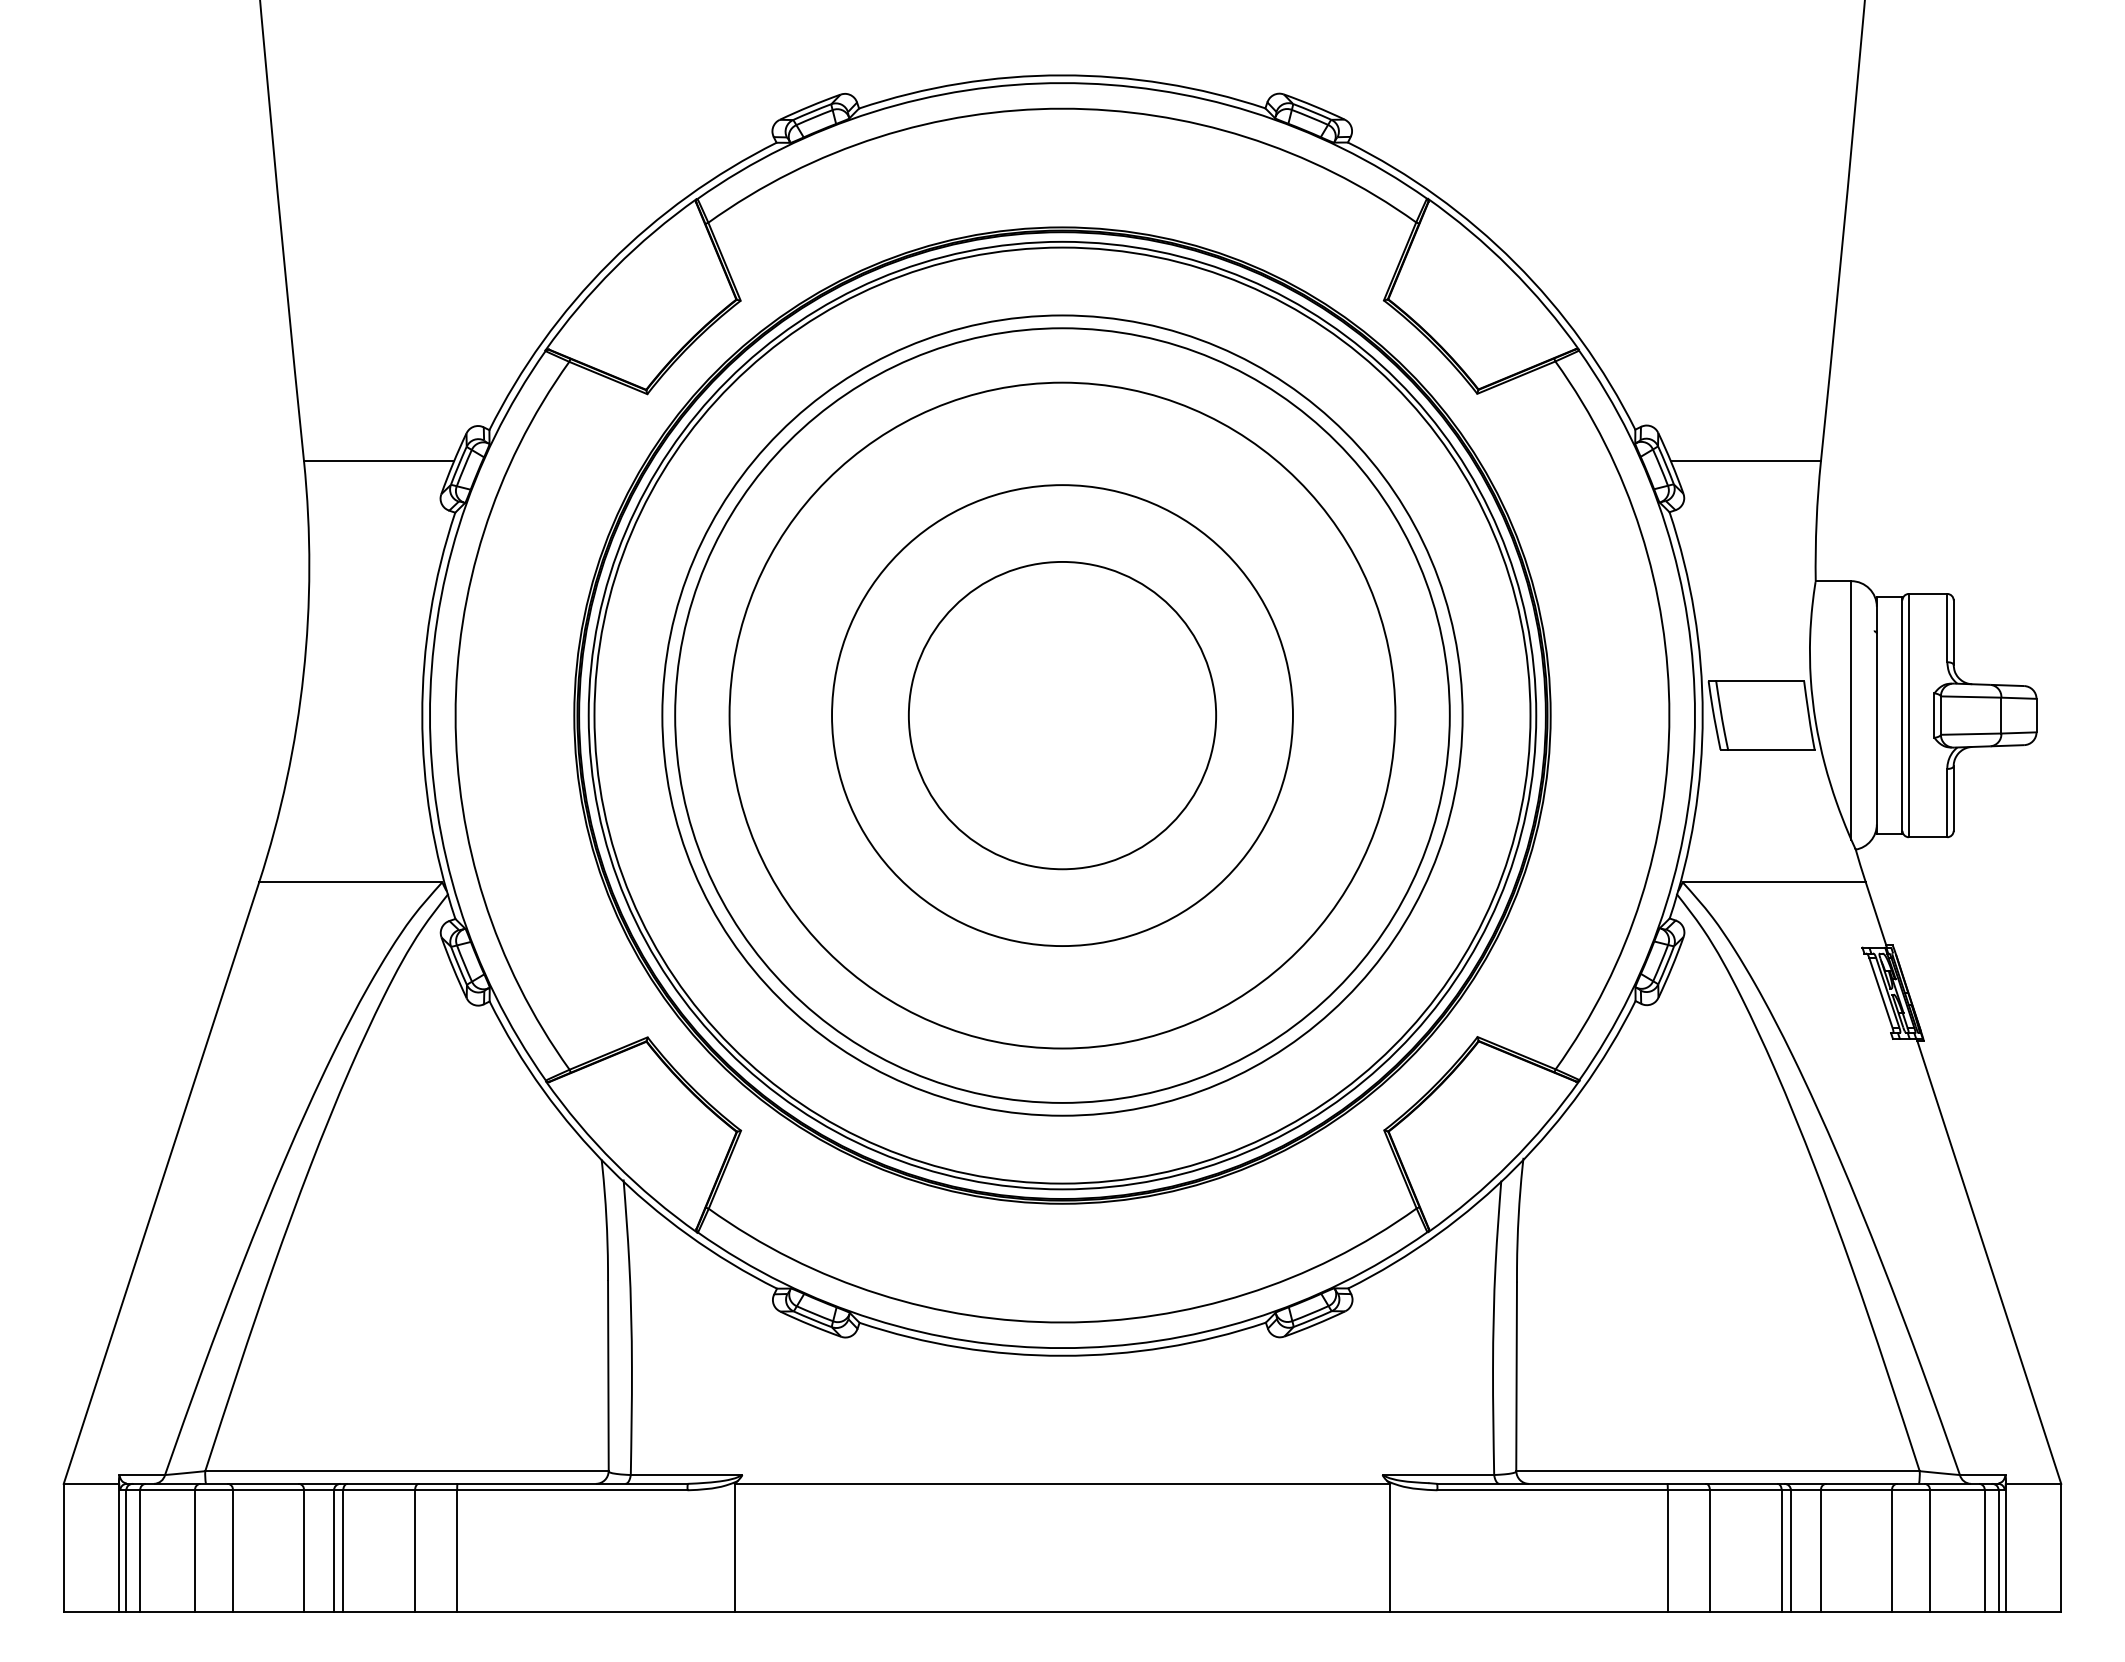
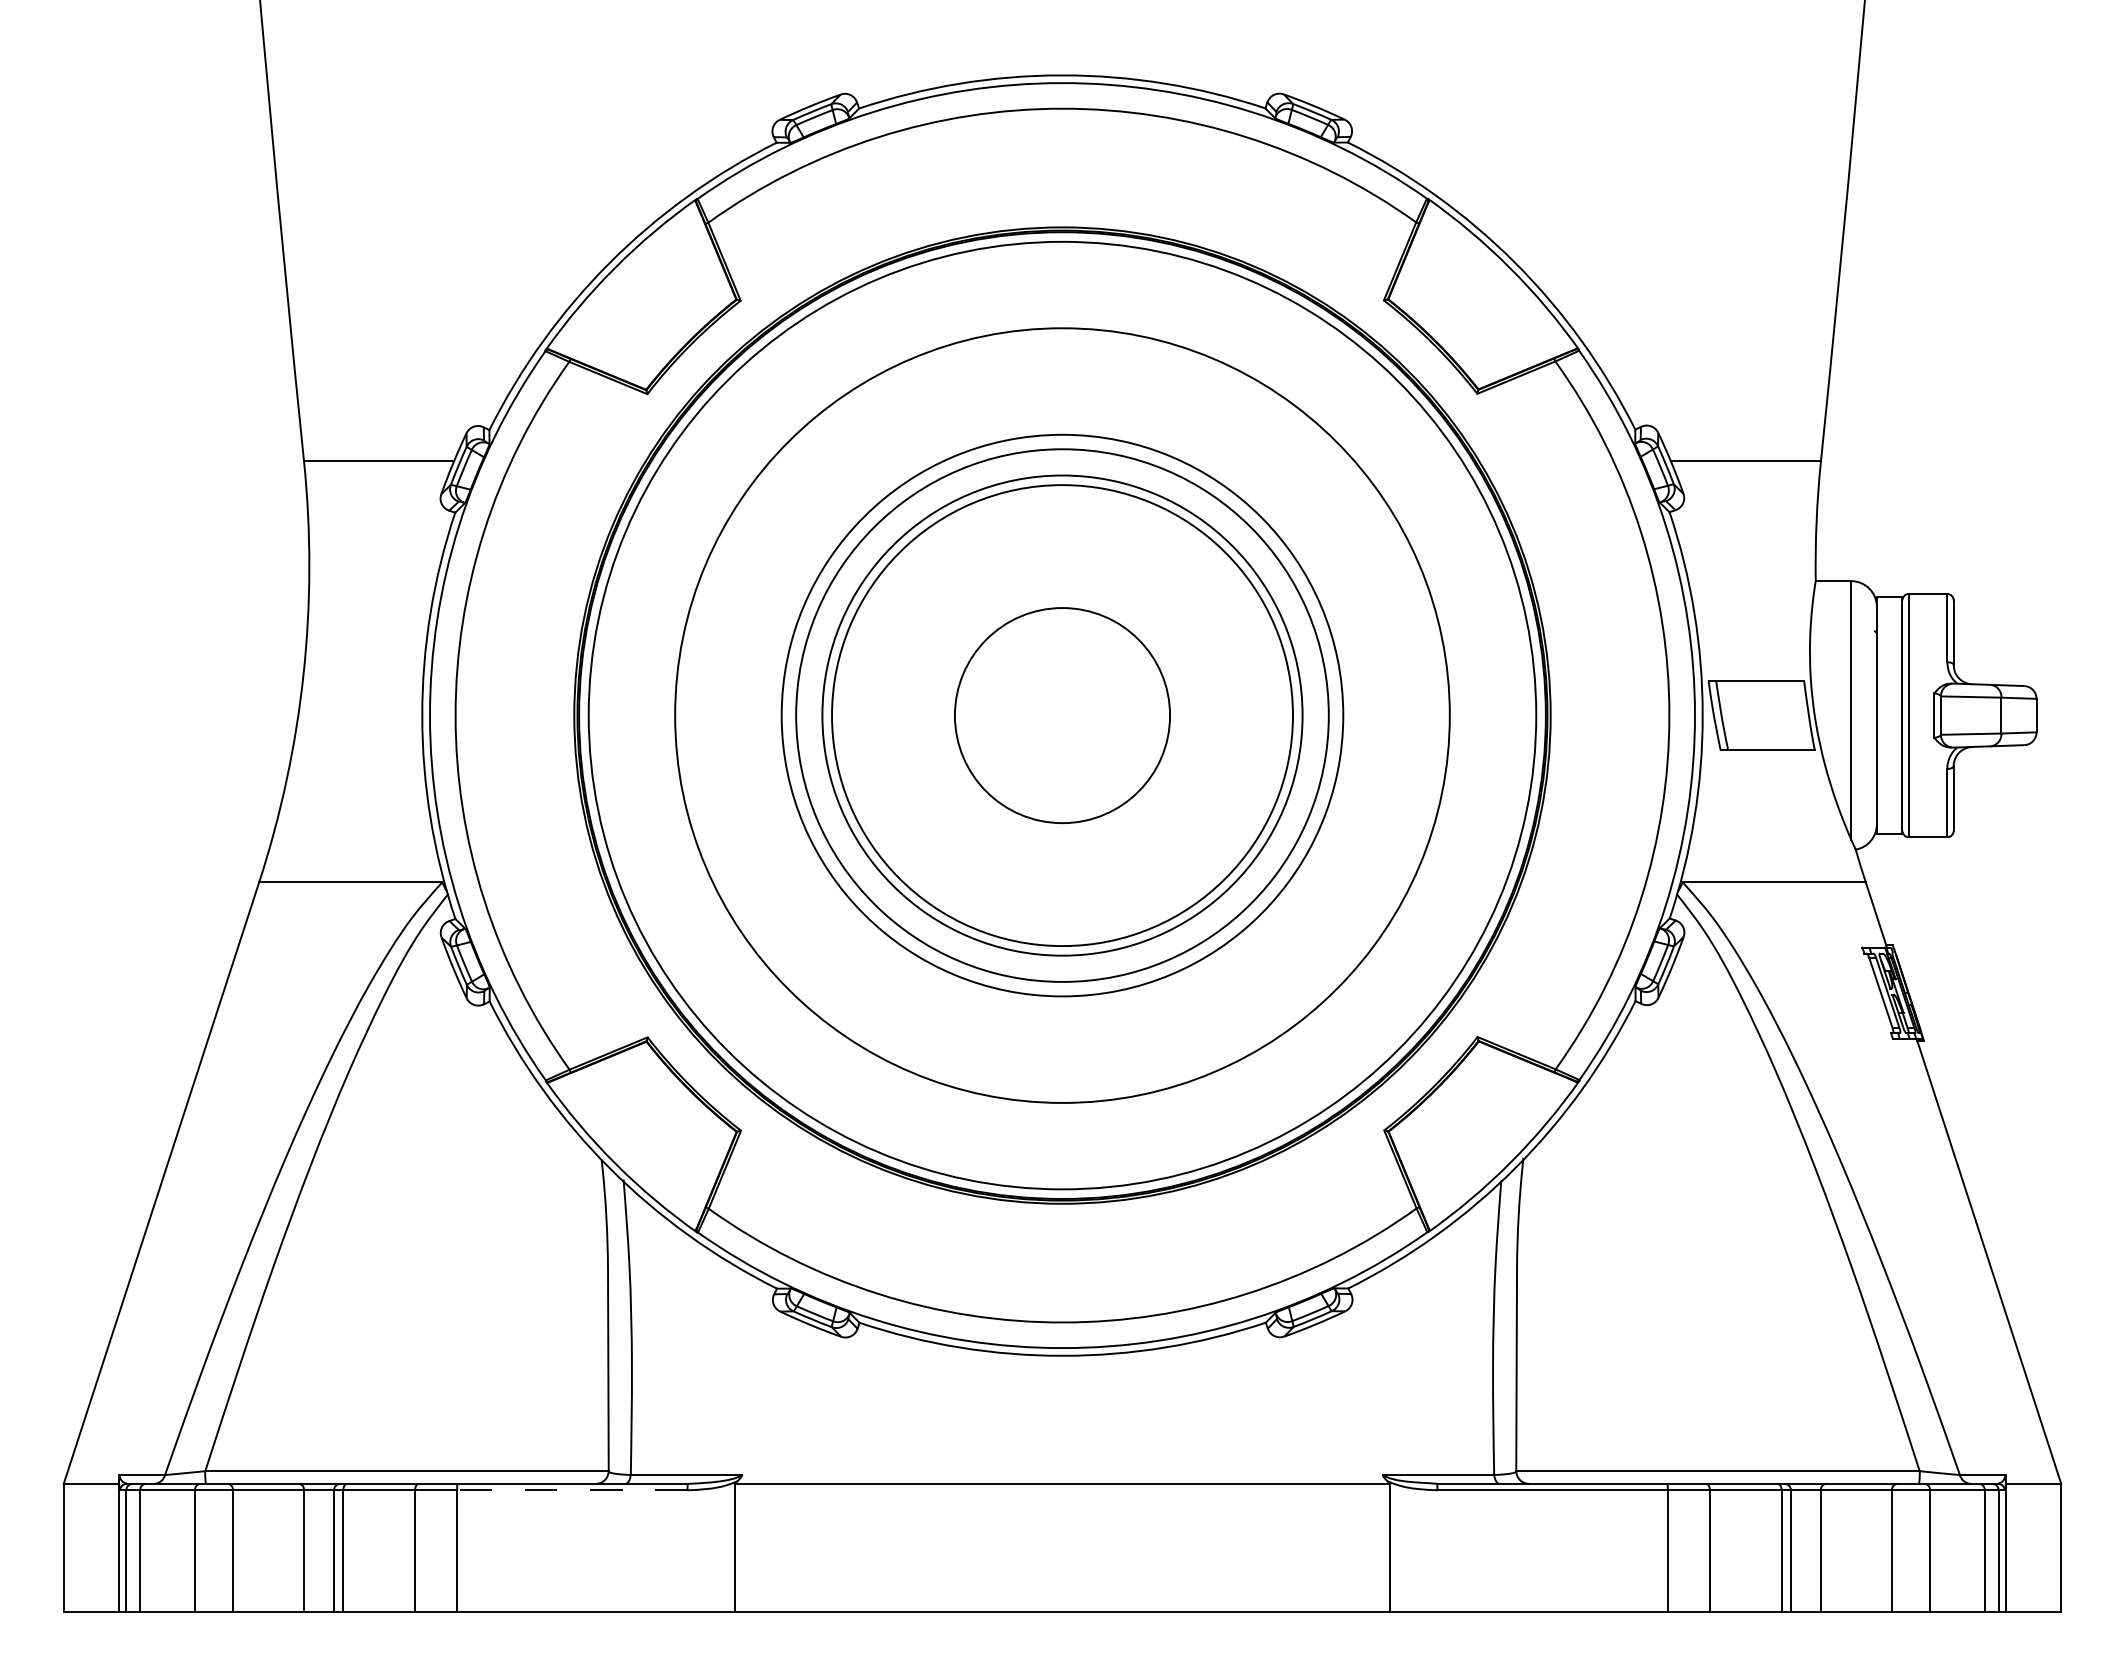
circle diameter: 307 px -> 215 px (1062, 715)
circle diameter: 666 px -> 533 px (1062, 715)
circle diameter: 800 px -> 480 px (1062, 715)
circle diameter: 936 px -> 562 px (1062, 715)
line: solid -> dashed (571, 1490)
